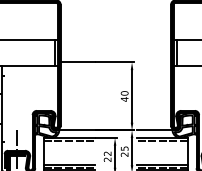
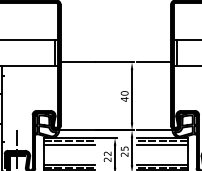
line: none -> present (154, 62)
line: none -> present (68, 144)
line: none -> present (162, 144)
